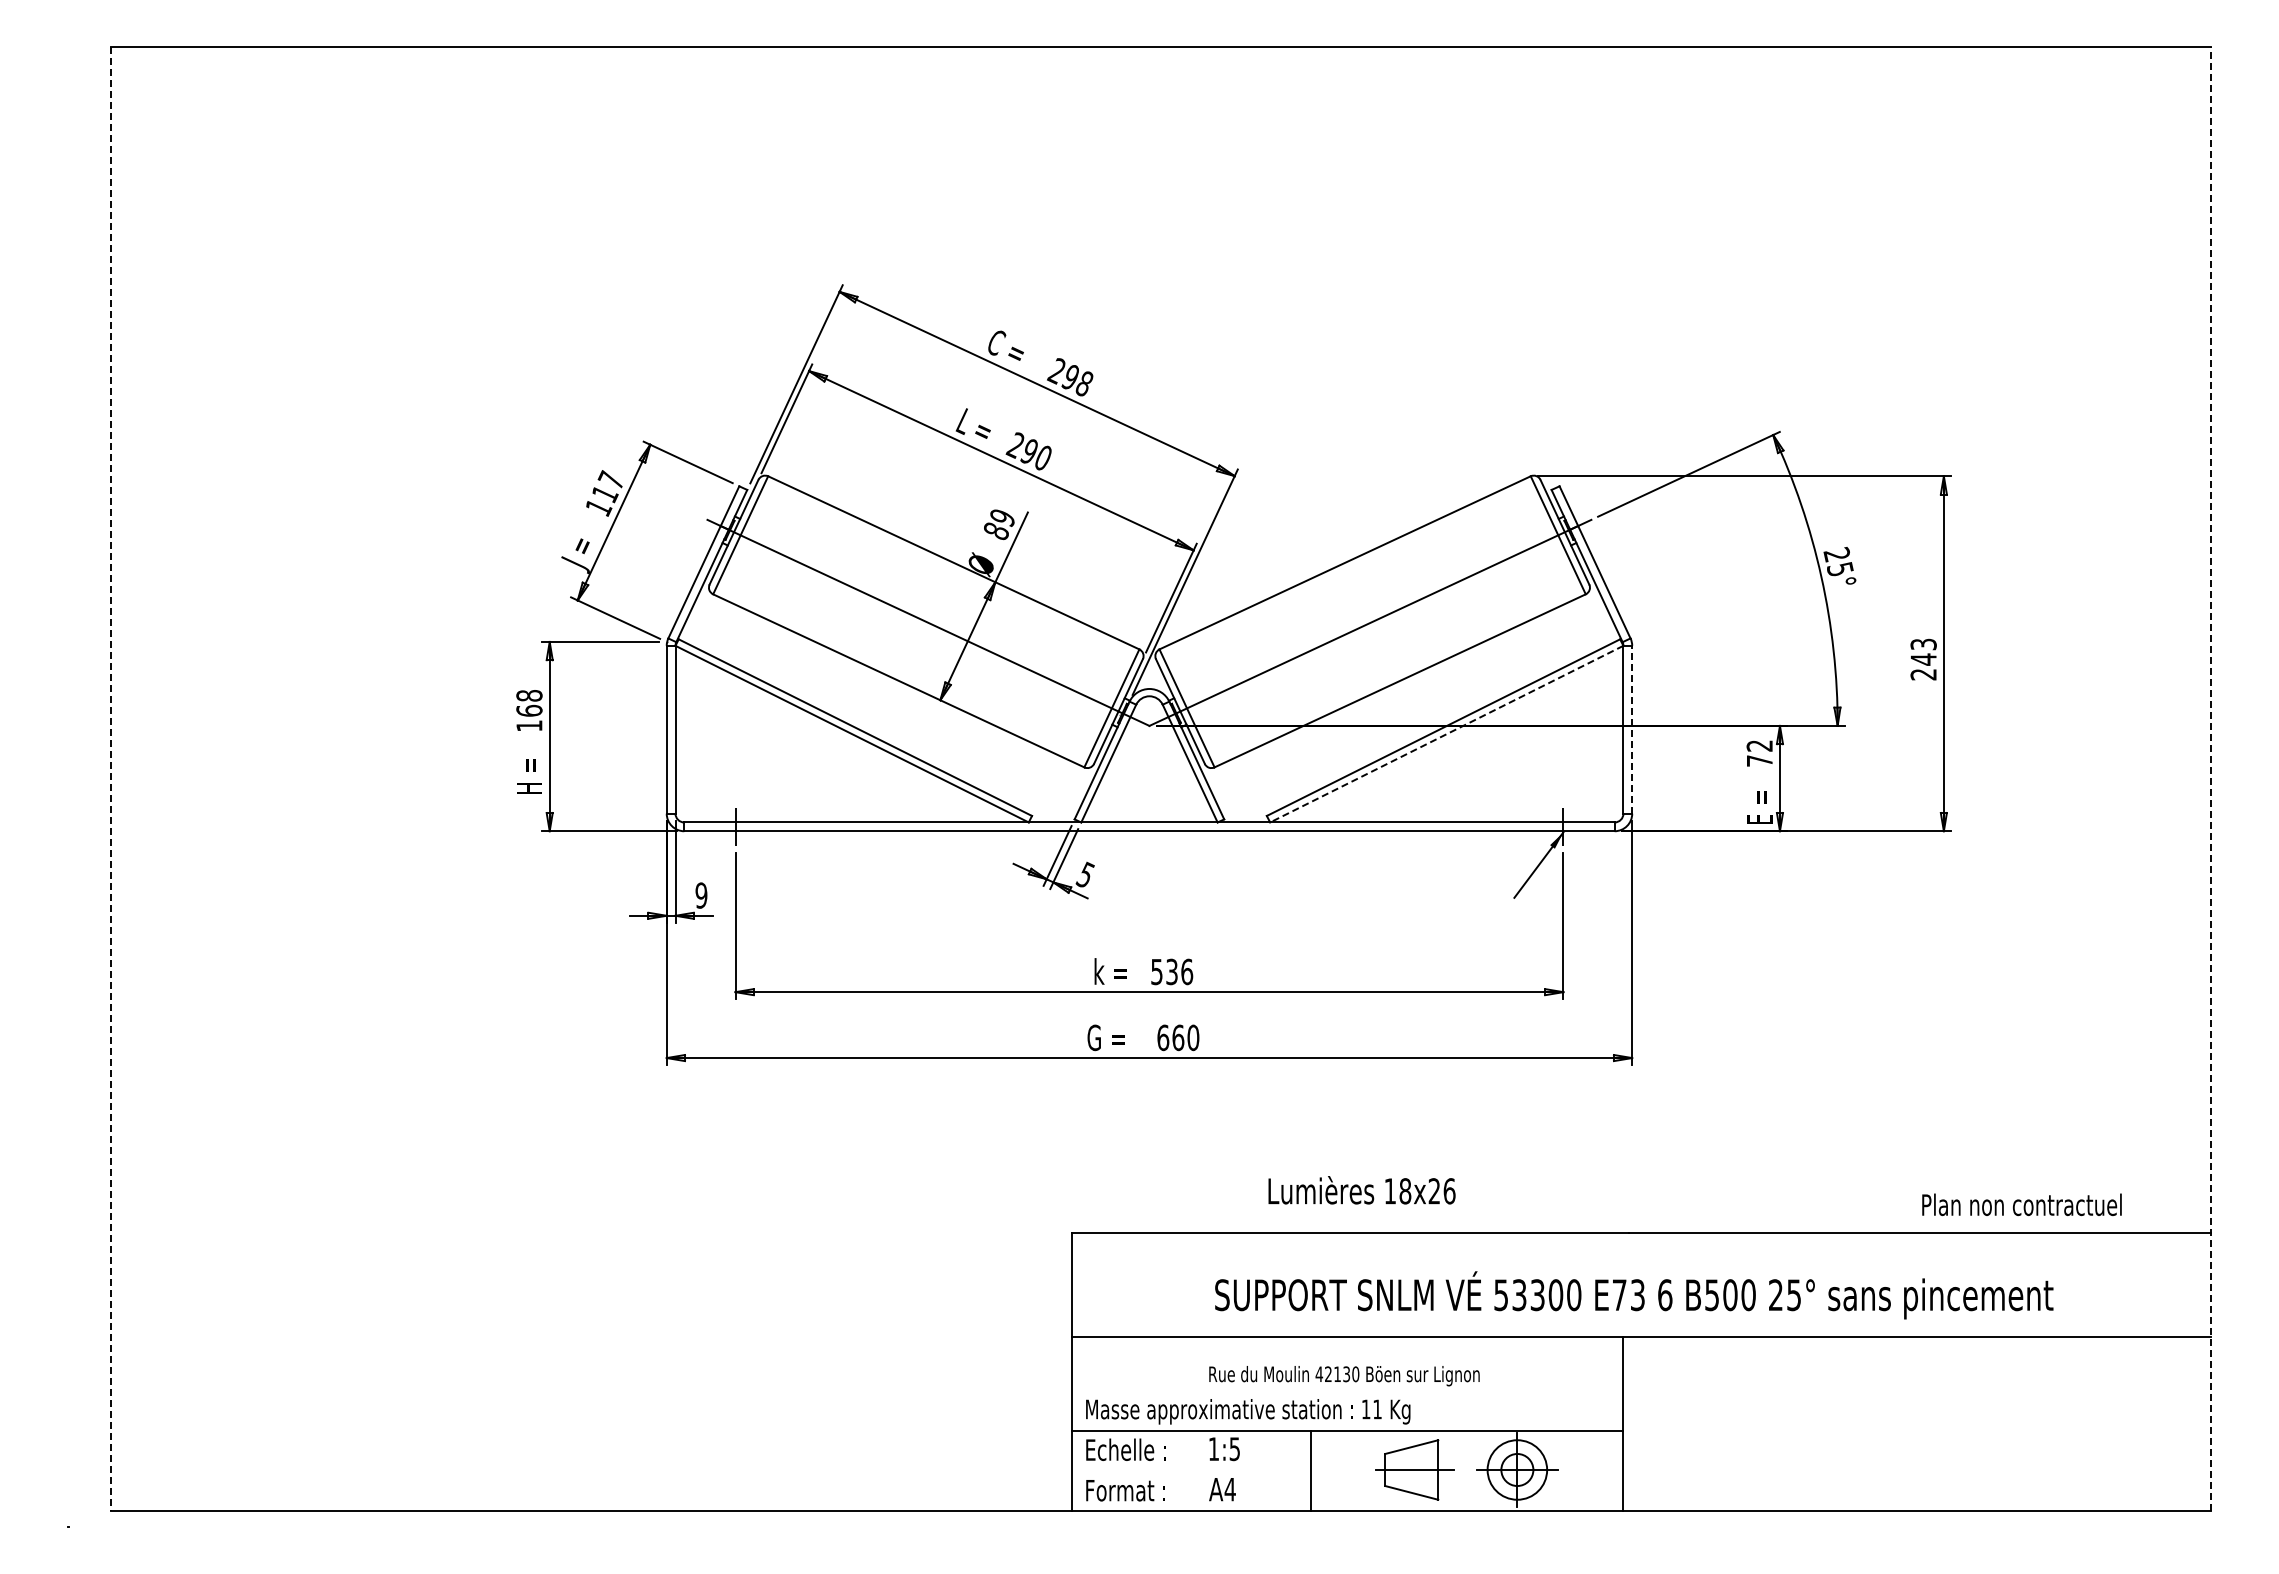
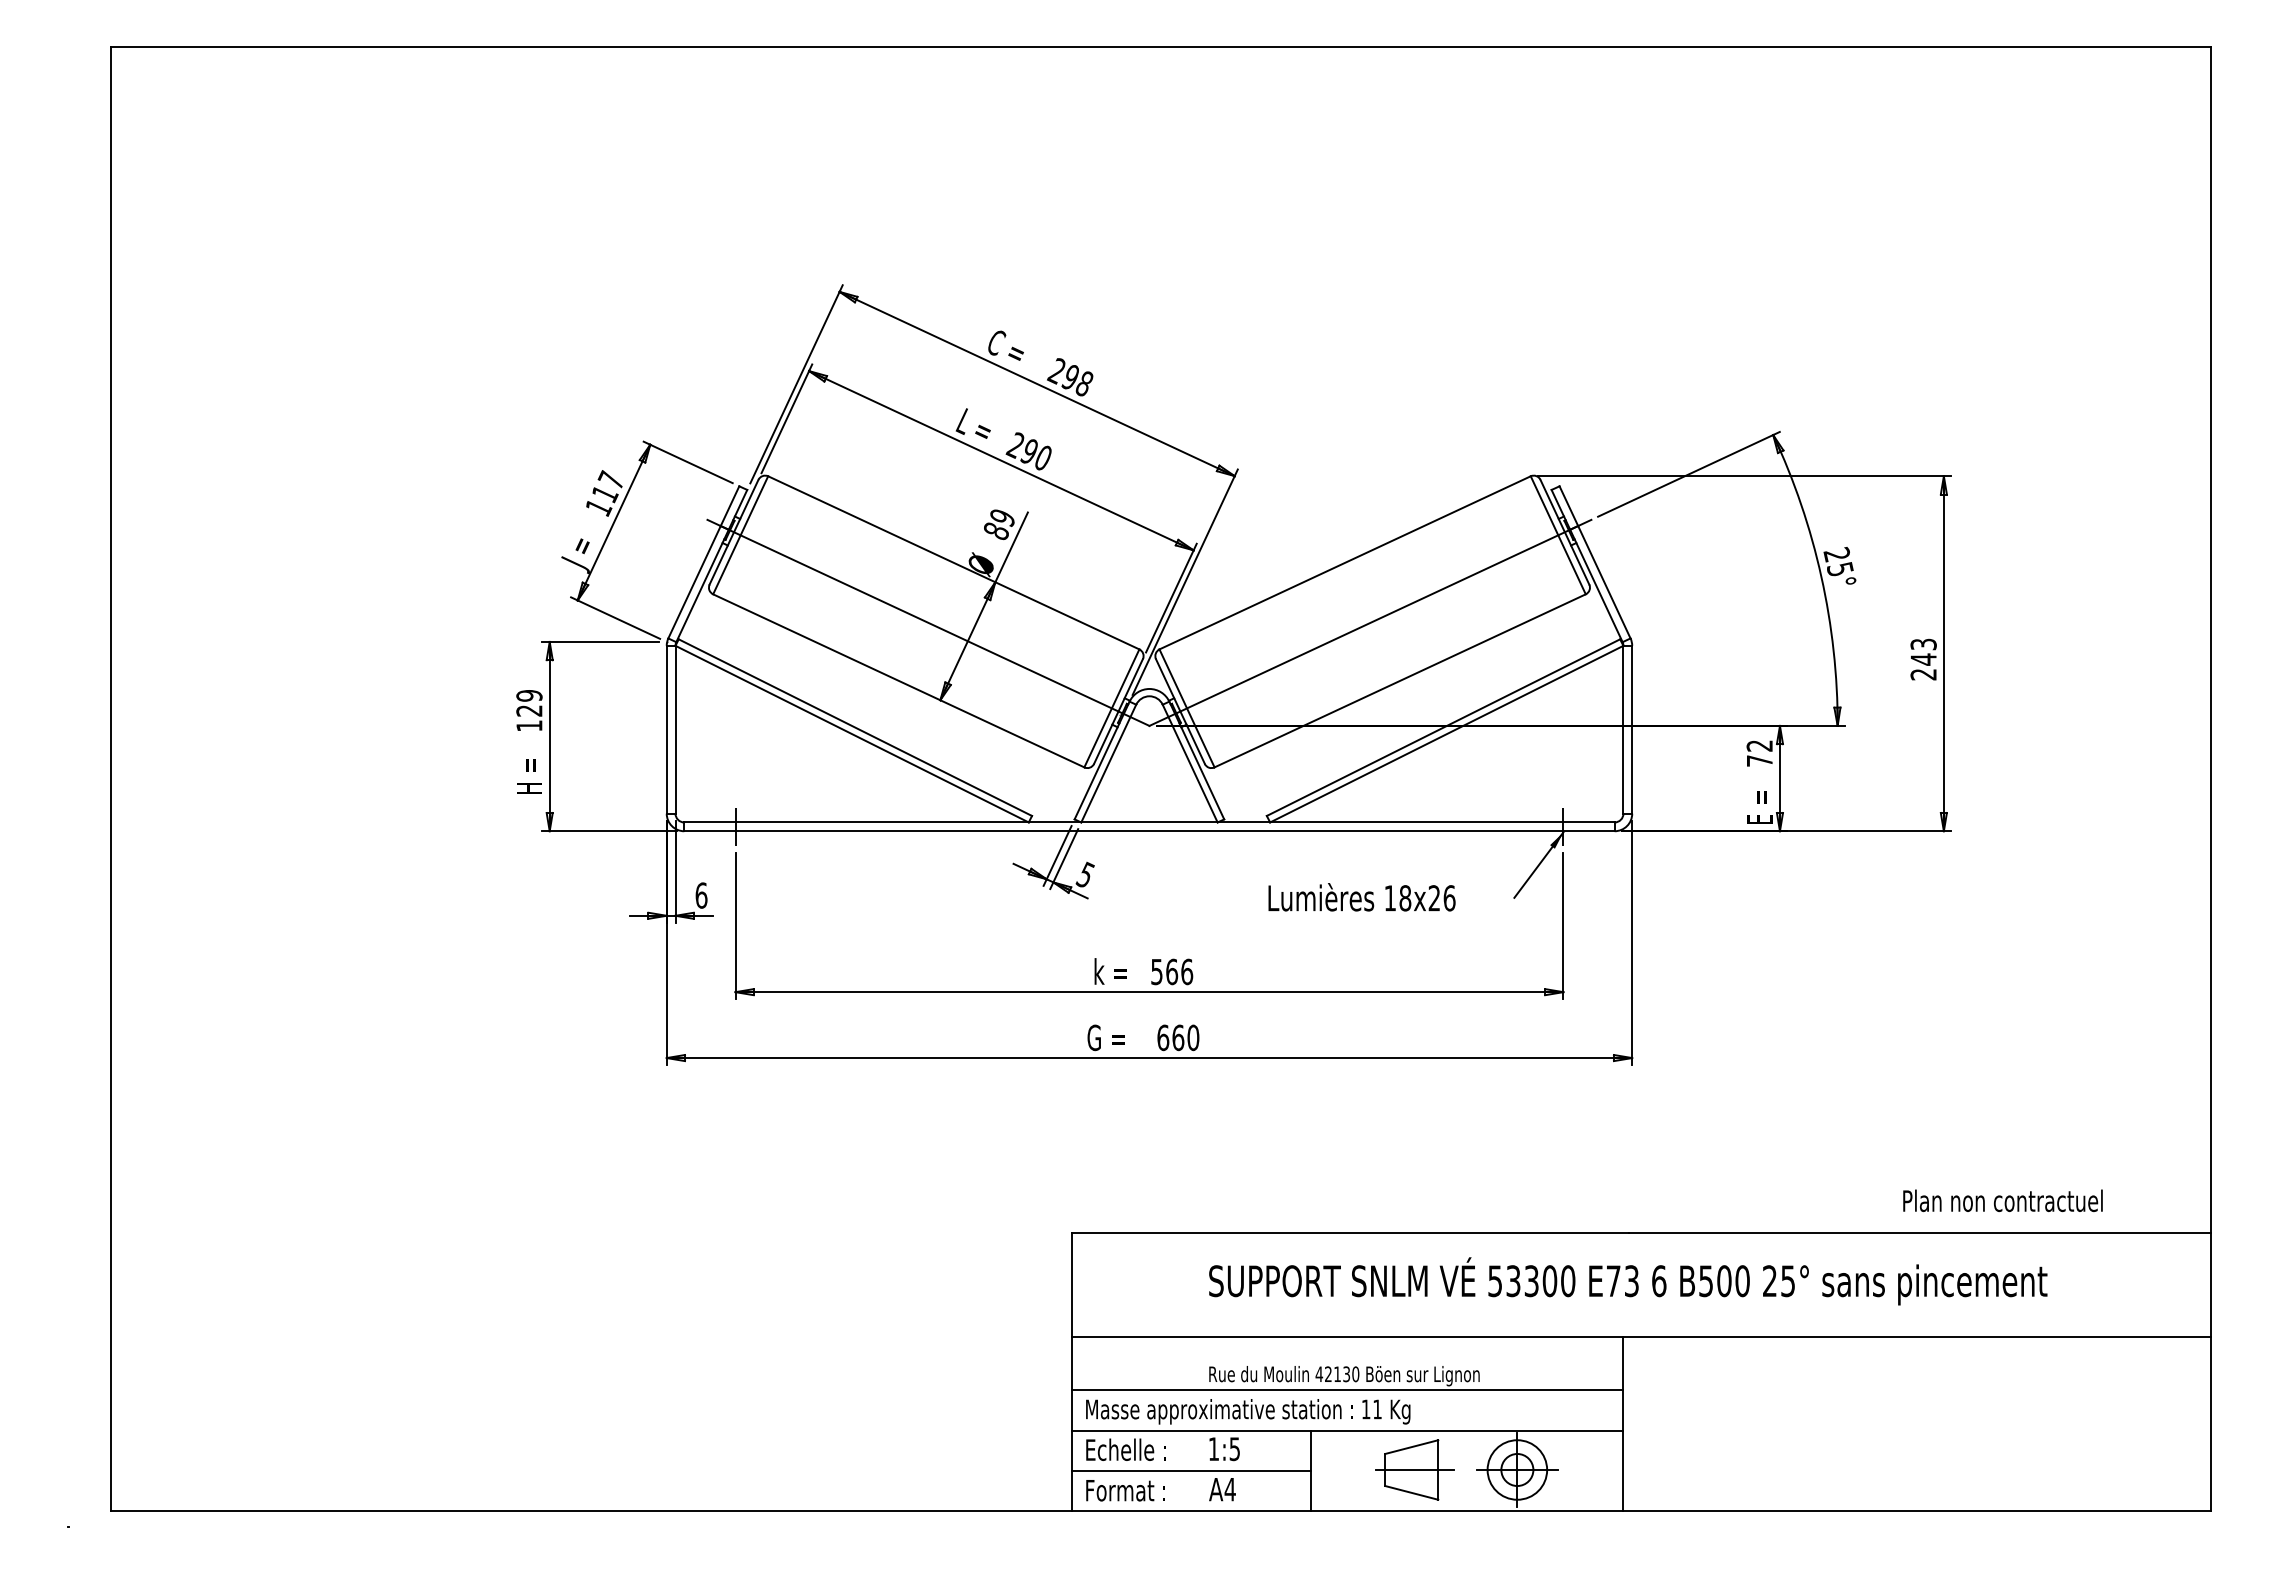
text: 168 -> 129 (529, 703)
line: dashed -> solid (1632, 729)
line: dashed -> solid (1446, 734)
line: dashed -> solid (111, 779)
line: dashed -> solid (2210, 779)
text: 9 -> 6 (701, 895)
text: 536 -> 566 (1172, 971)
text position: (1361, 1190) -> (1361, 897) (1361, 897)
text position: (2021, 1204) -> (2002, 1200) (2002, 1200)
text position: (1634, 1295) -> (1628, 1281) (1628, 1281)
line: none -> present (1347, 1390)
line: none -> present (1191, 1470)
